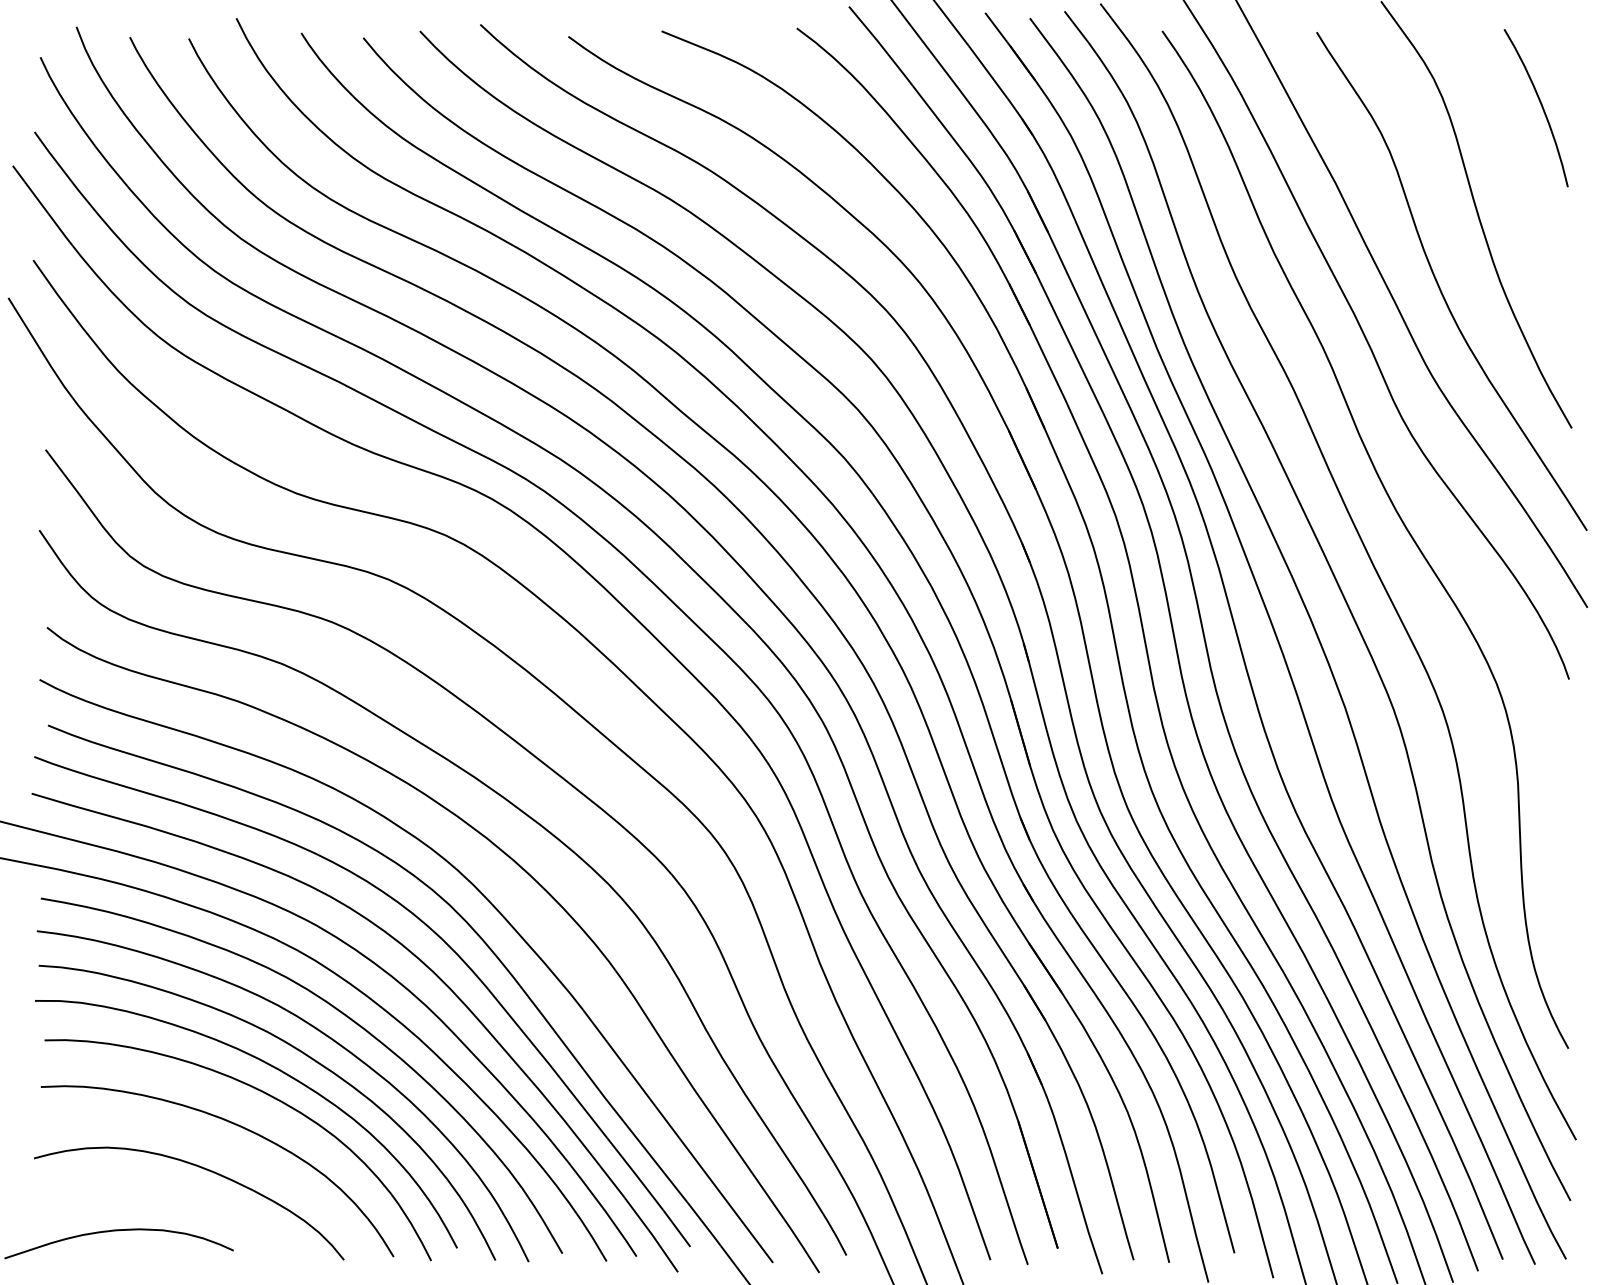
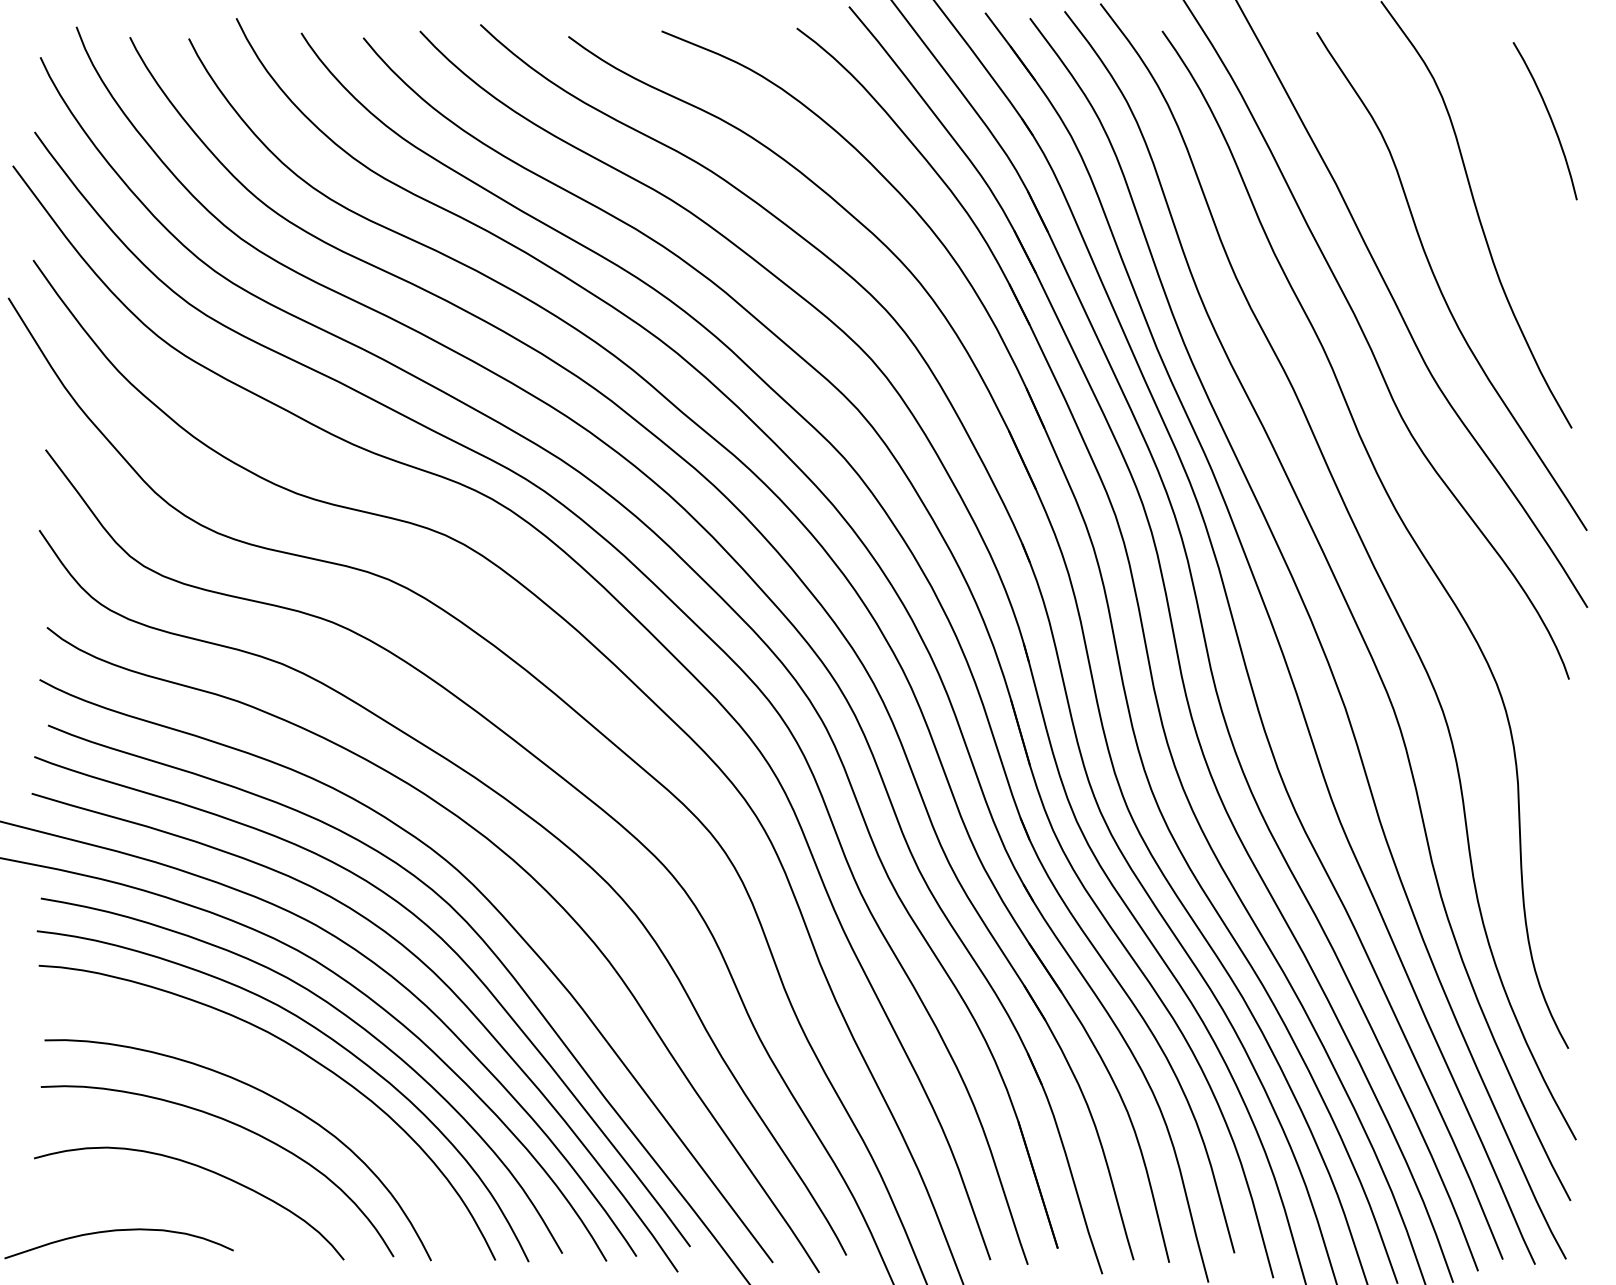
curve position: (1541, 107) -> (1550, 120) (1550, 120)
curve: present -> none (279, 1071)
